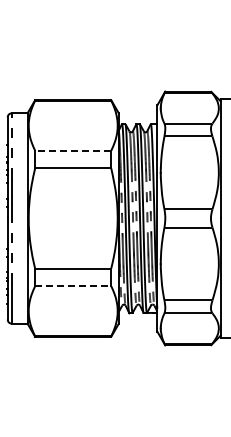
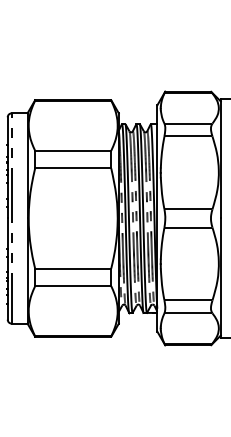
line: dashed -> solid (72, 150)
line: dashed -> solid (73, 286)
